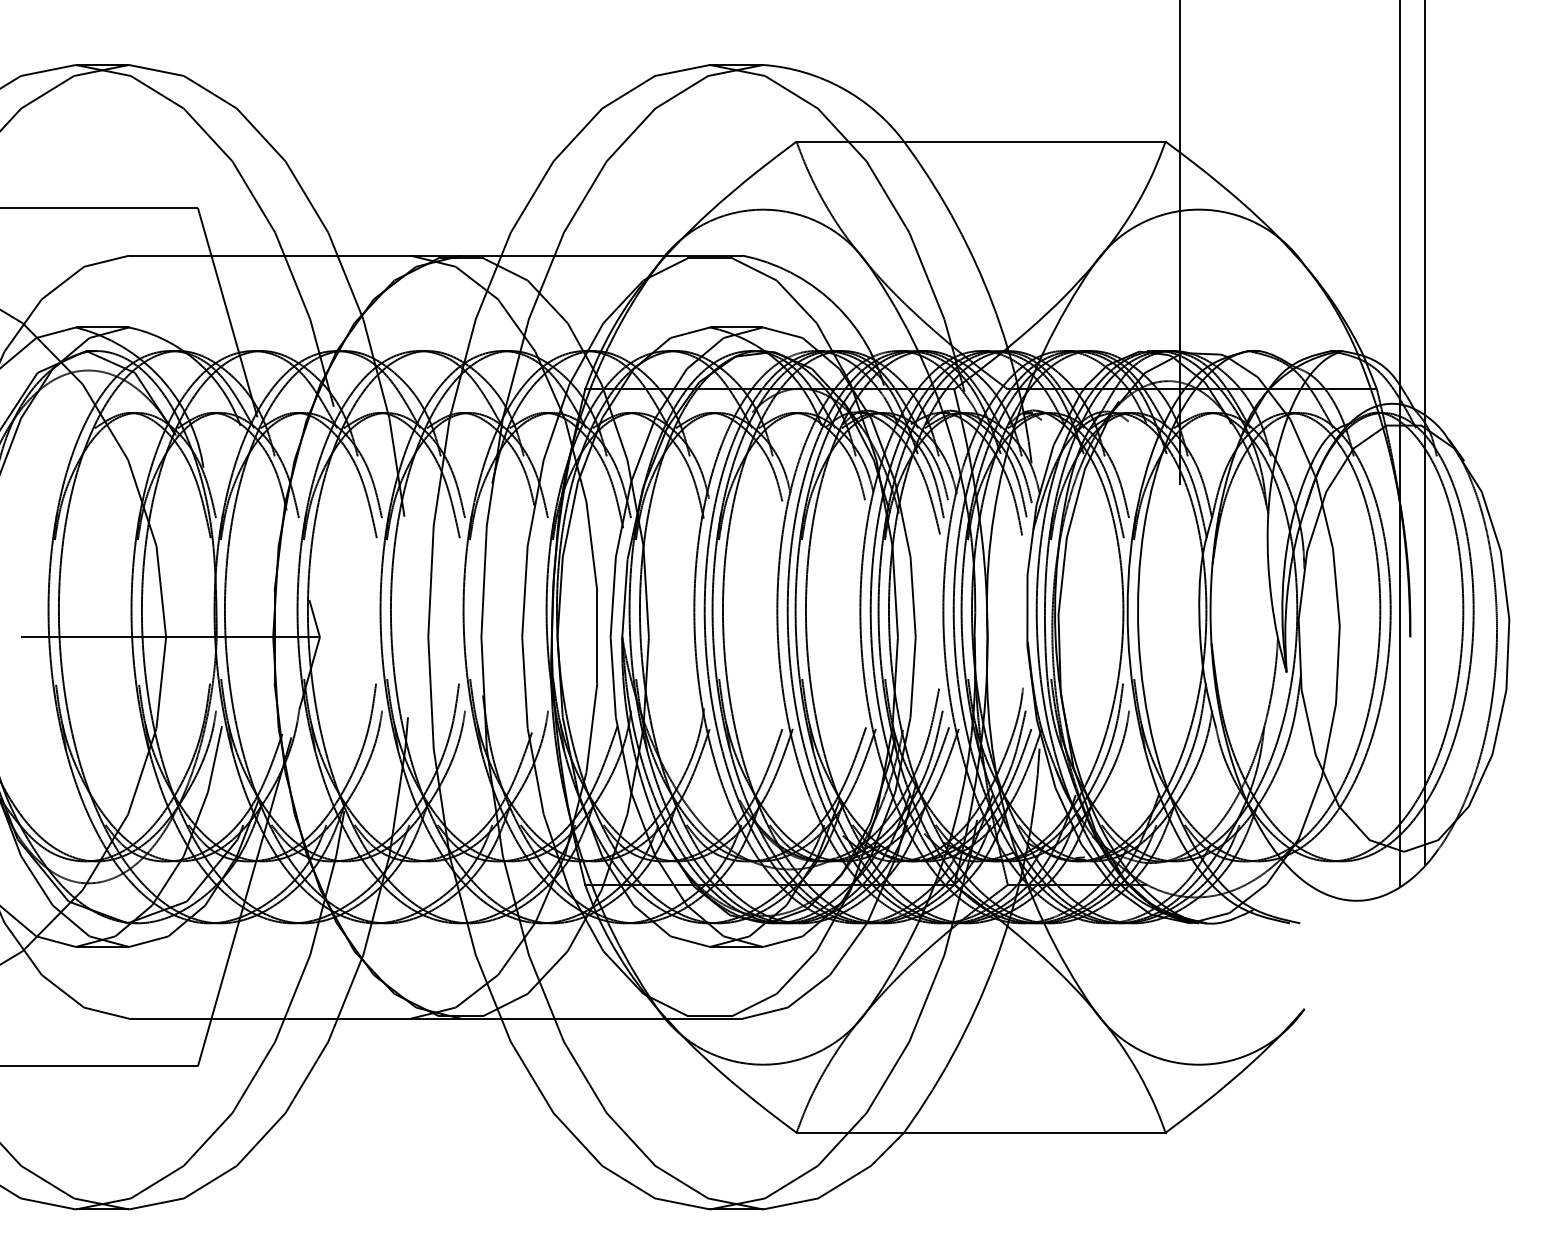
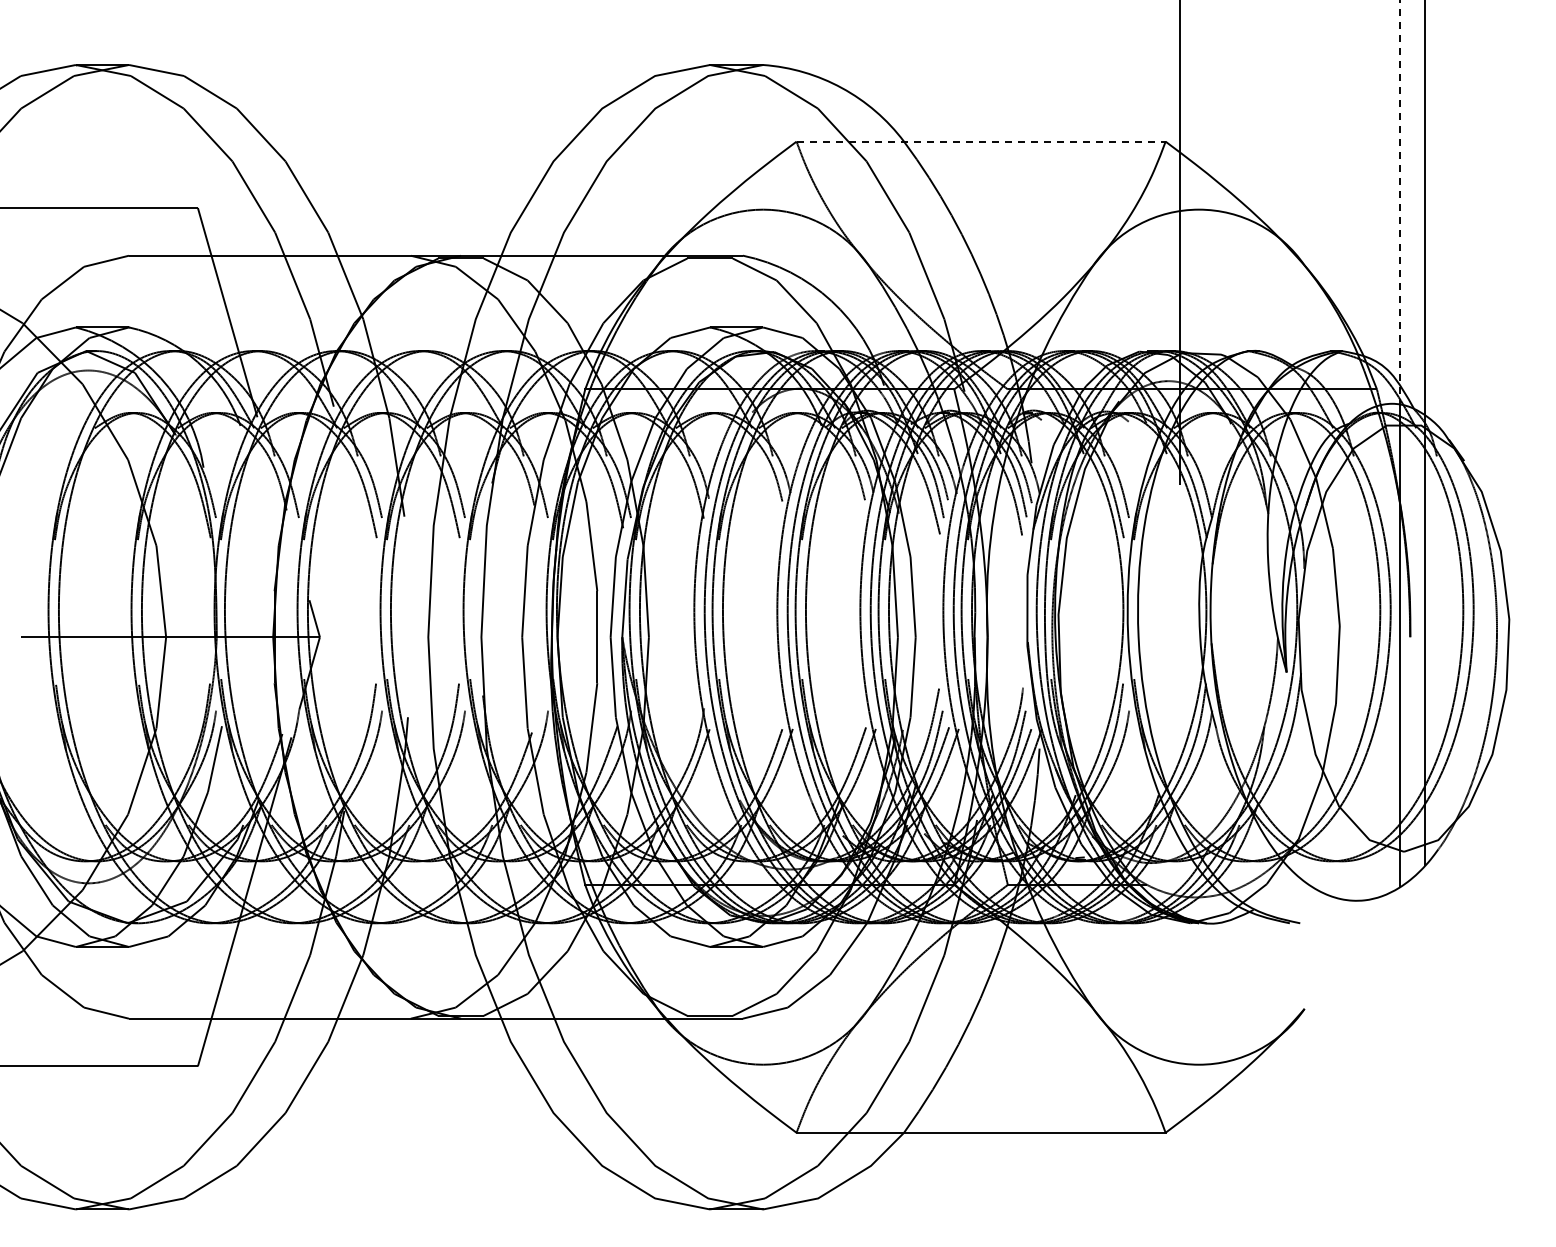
line: solid -> dashed (981, 141)
line: solid -> dashed (1400, 203)
